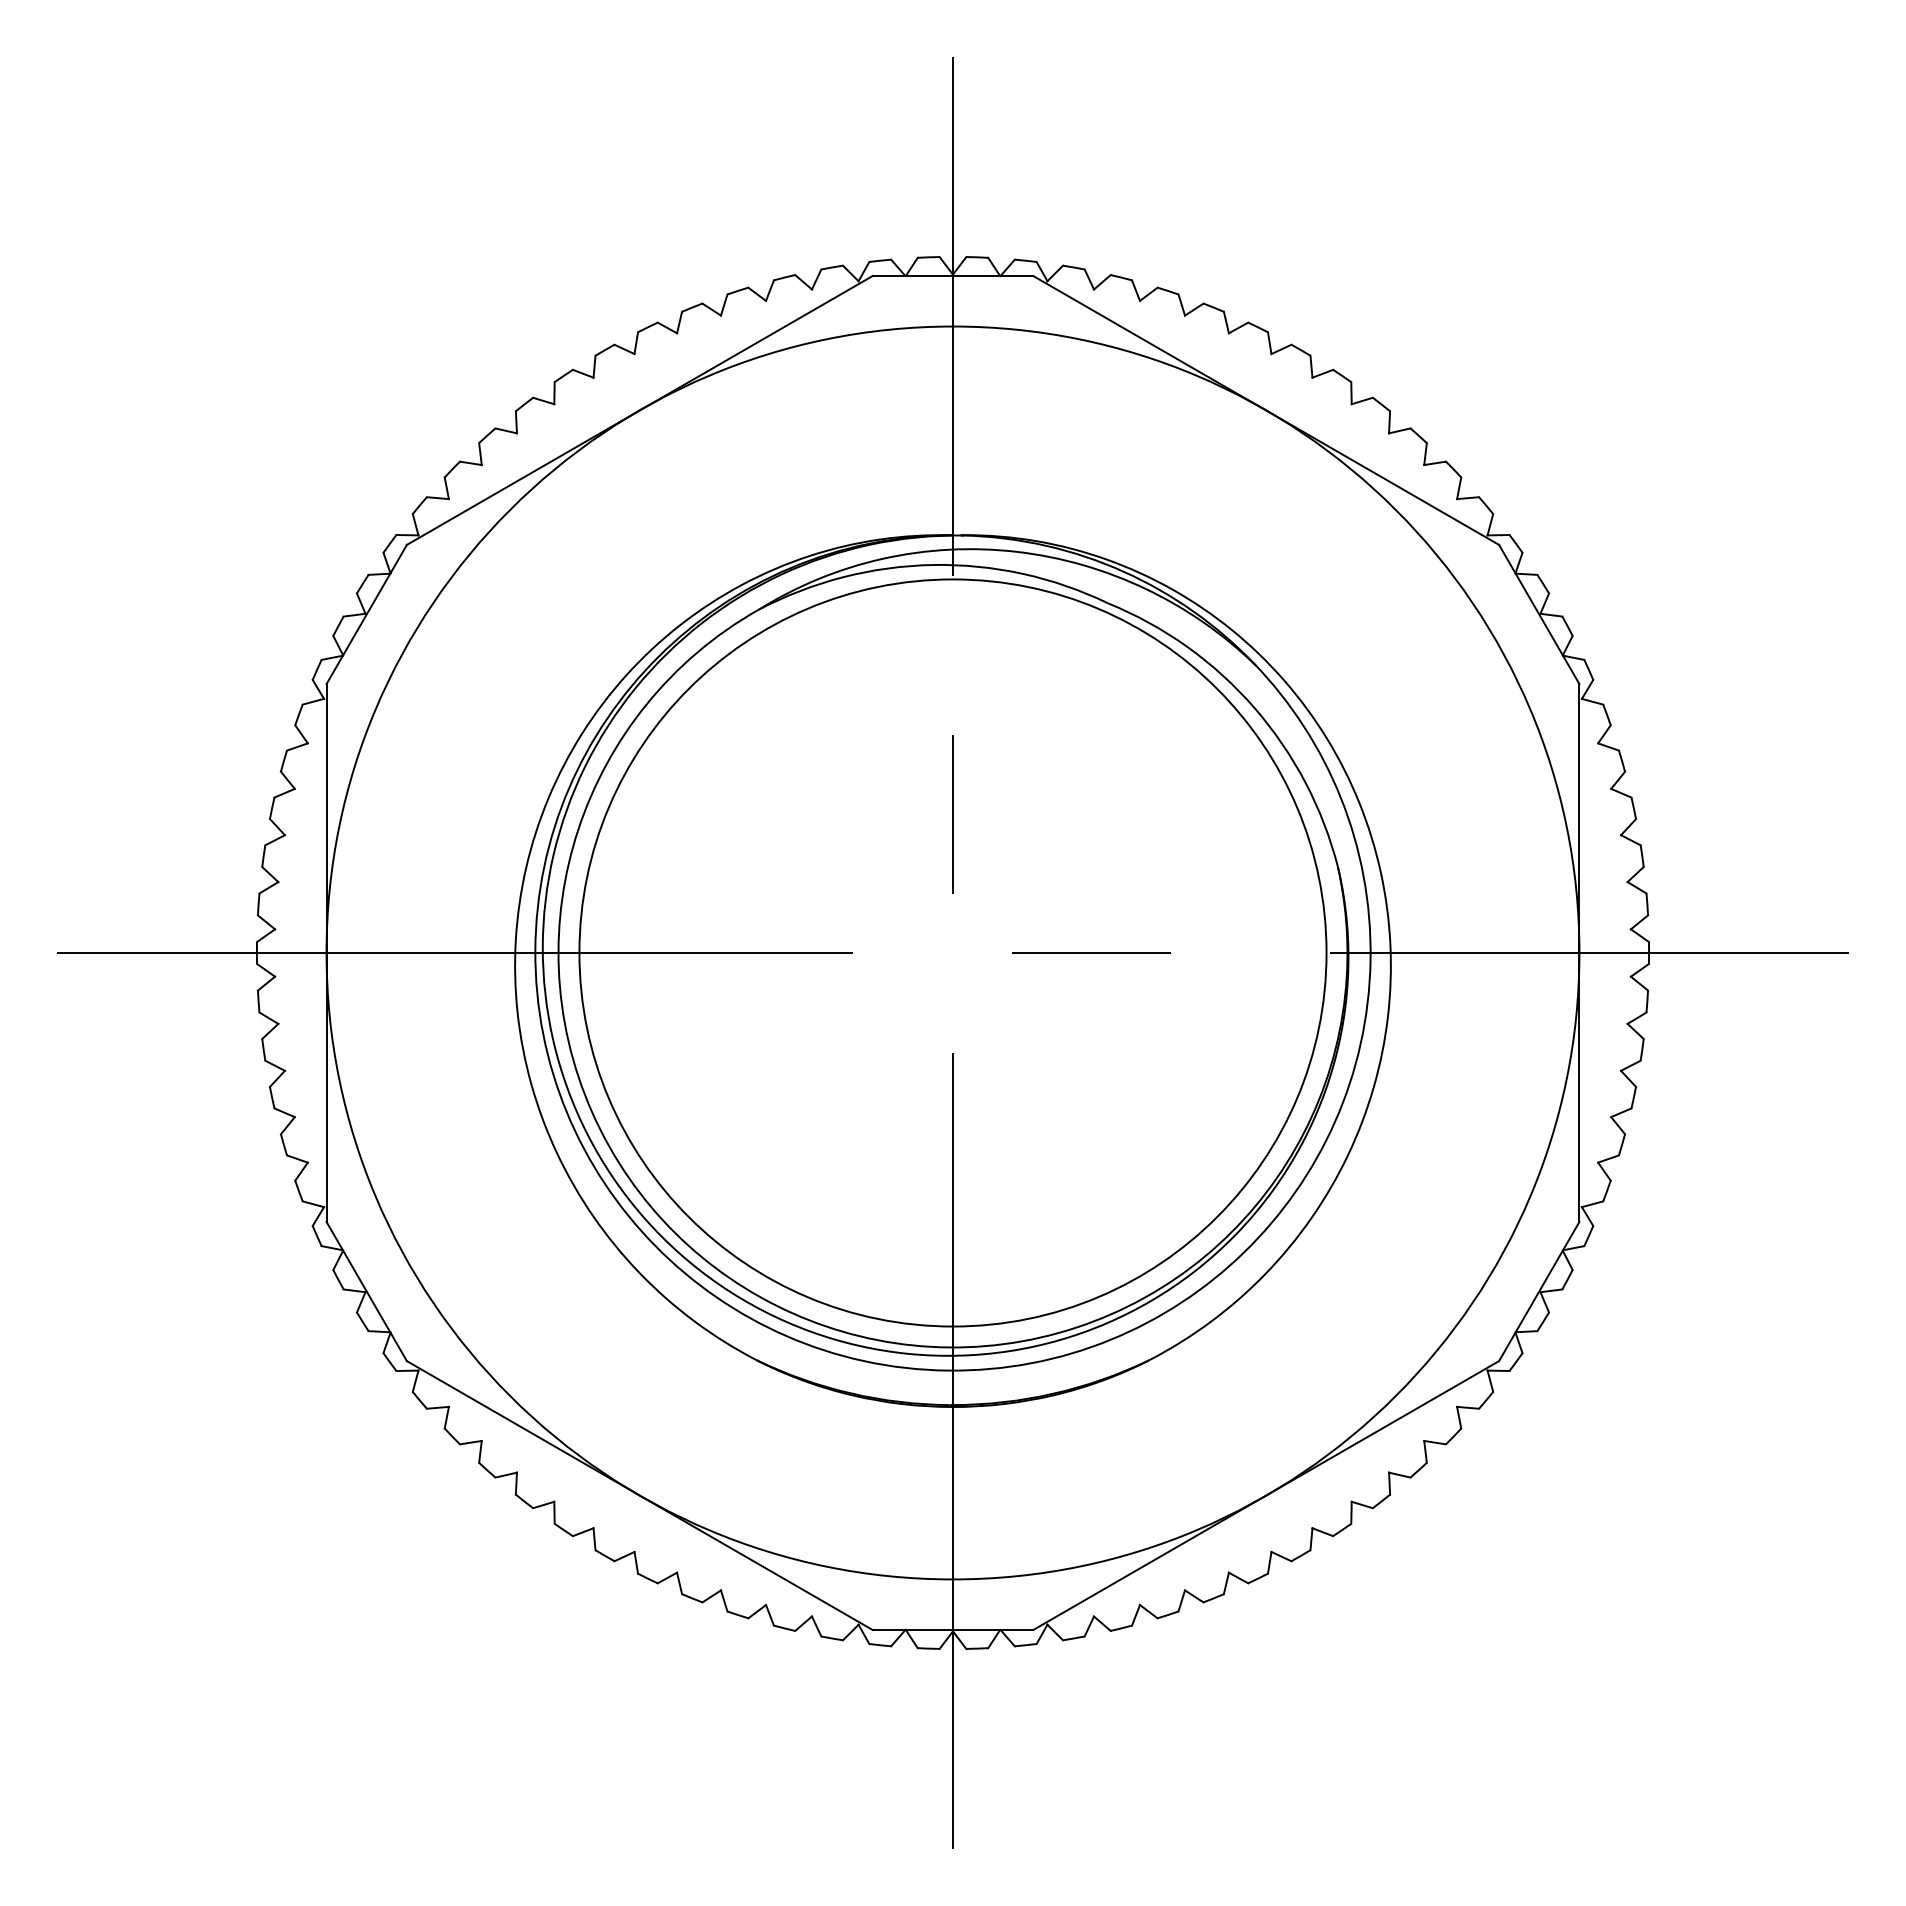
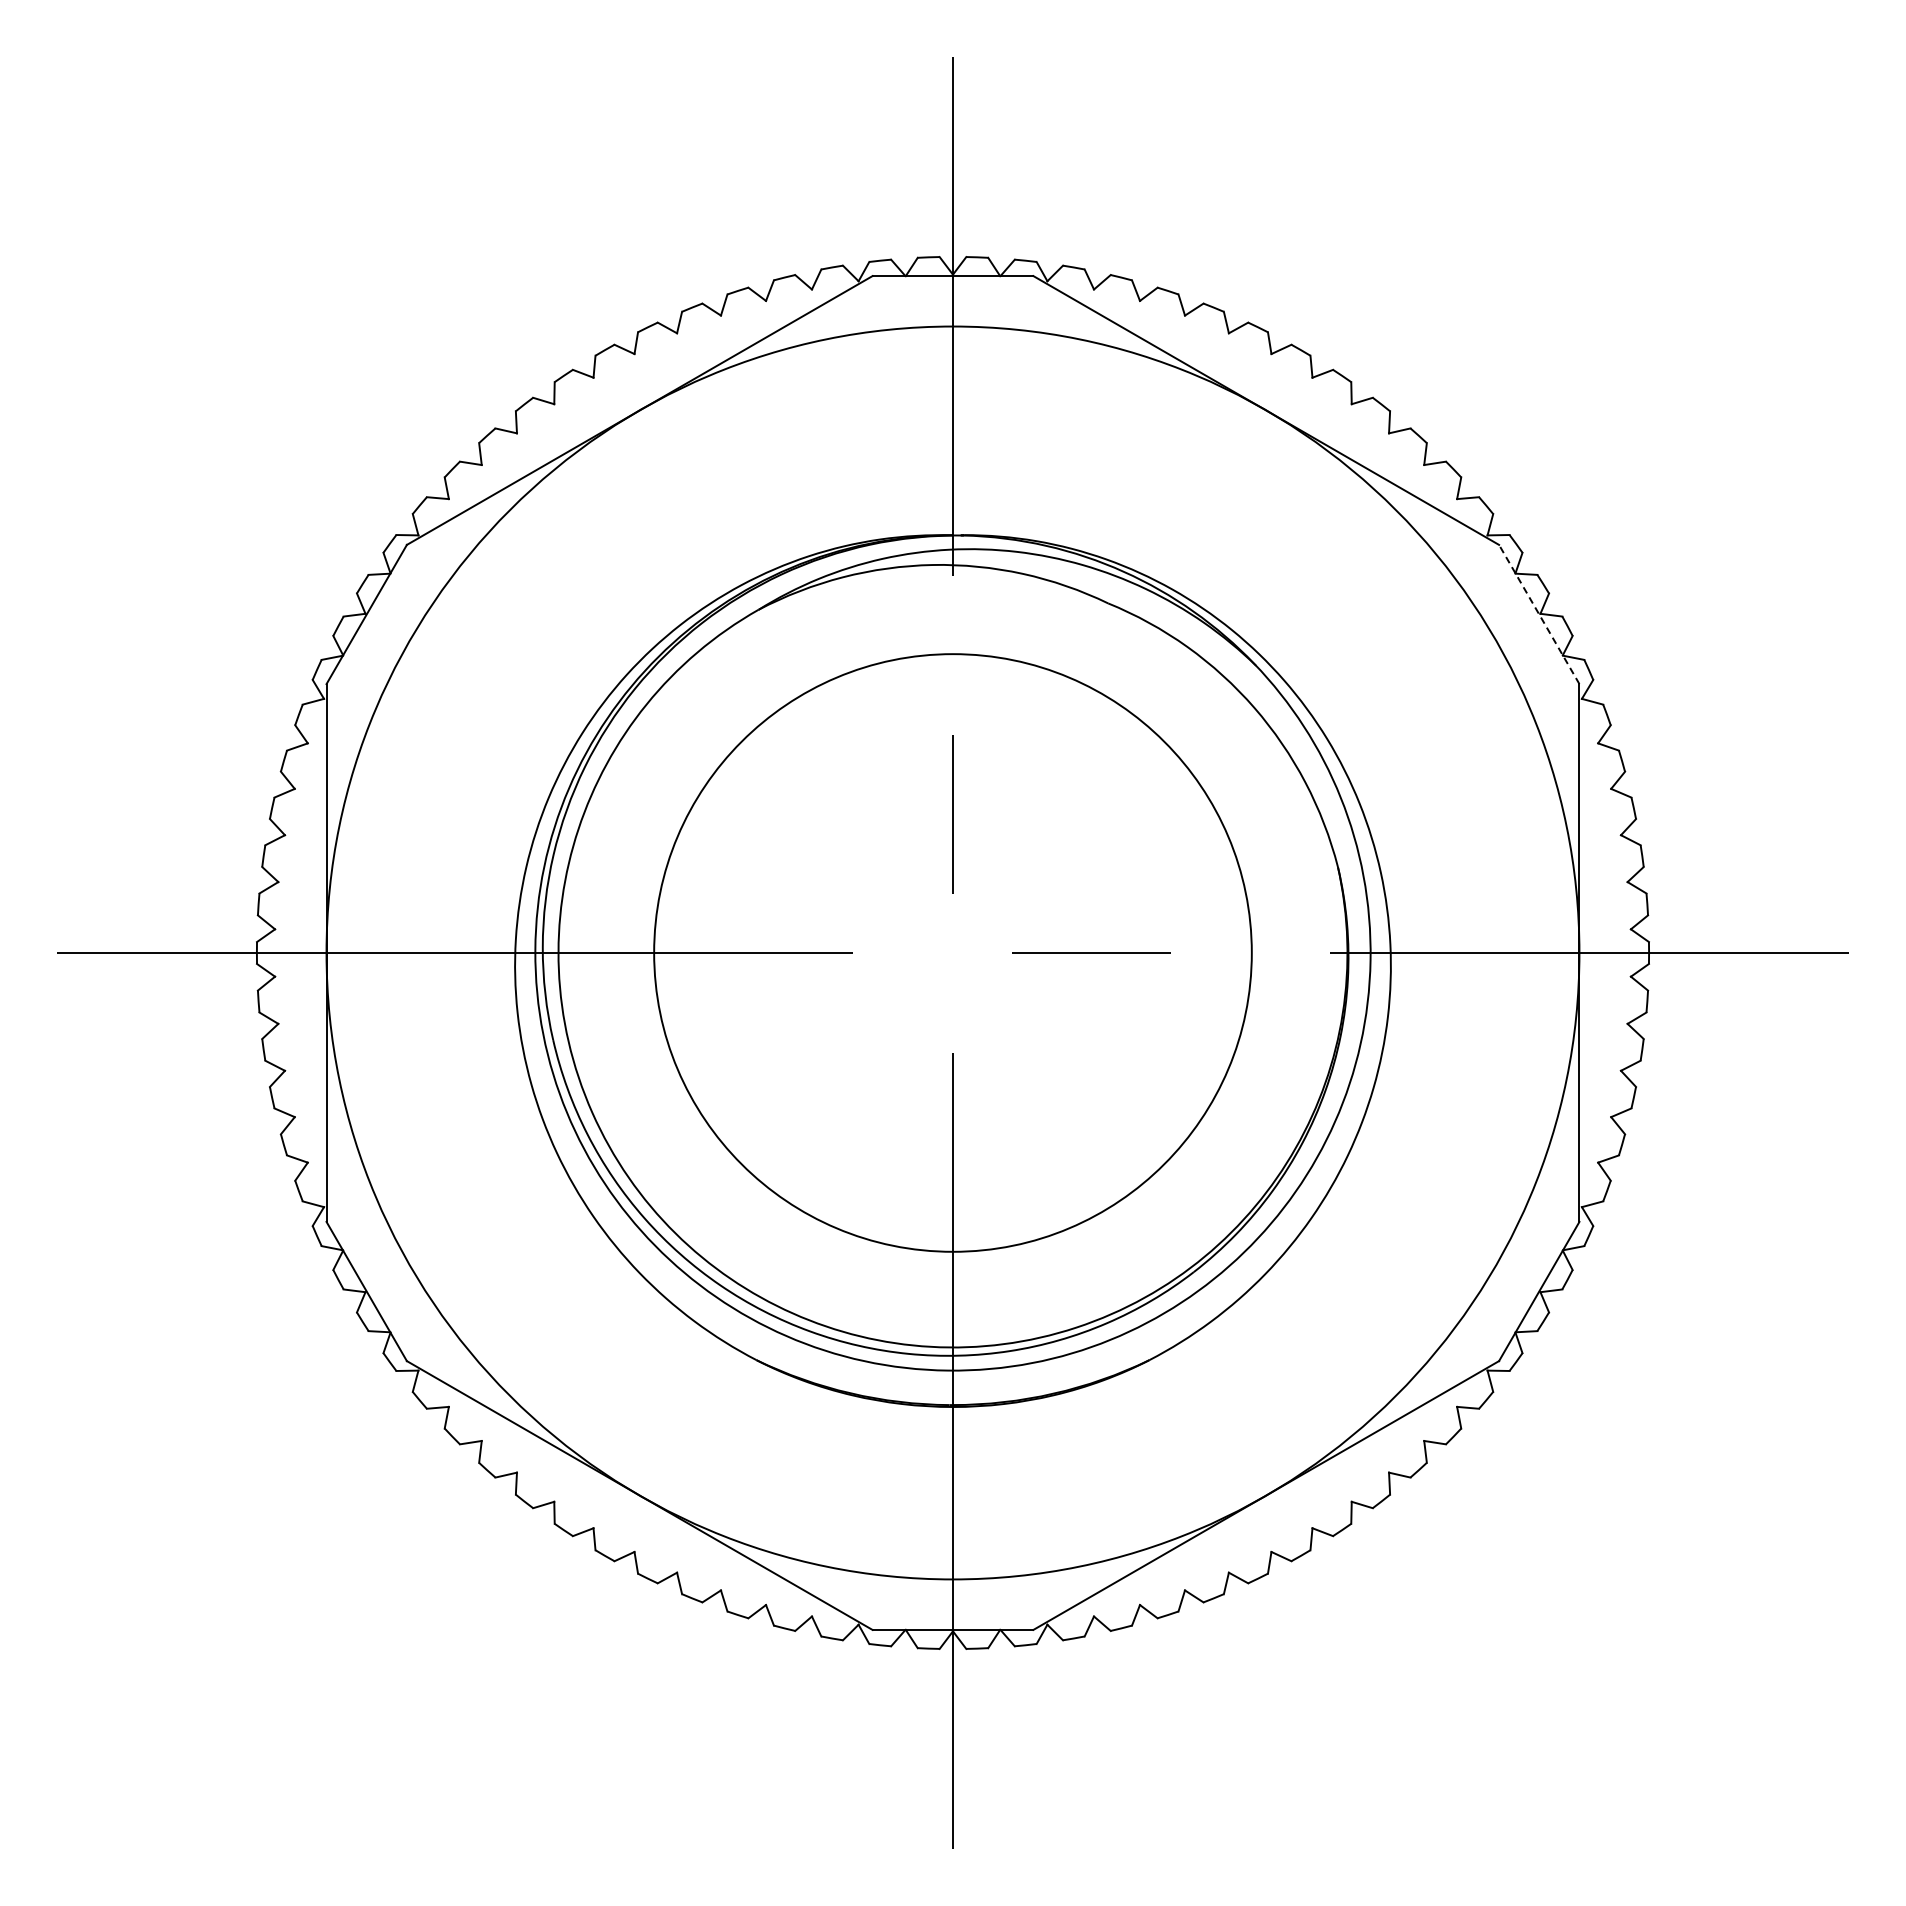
line: solid -> dashed (1539, 614)
circle diameter: 747 px -> 598 px (952, 952)
